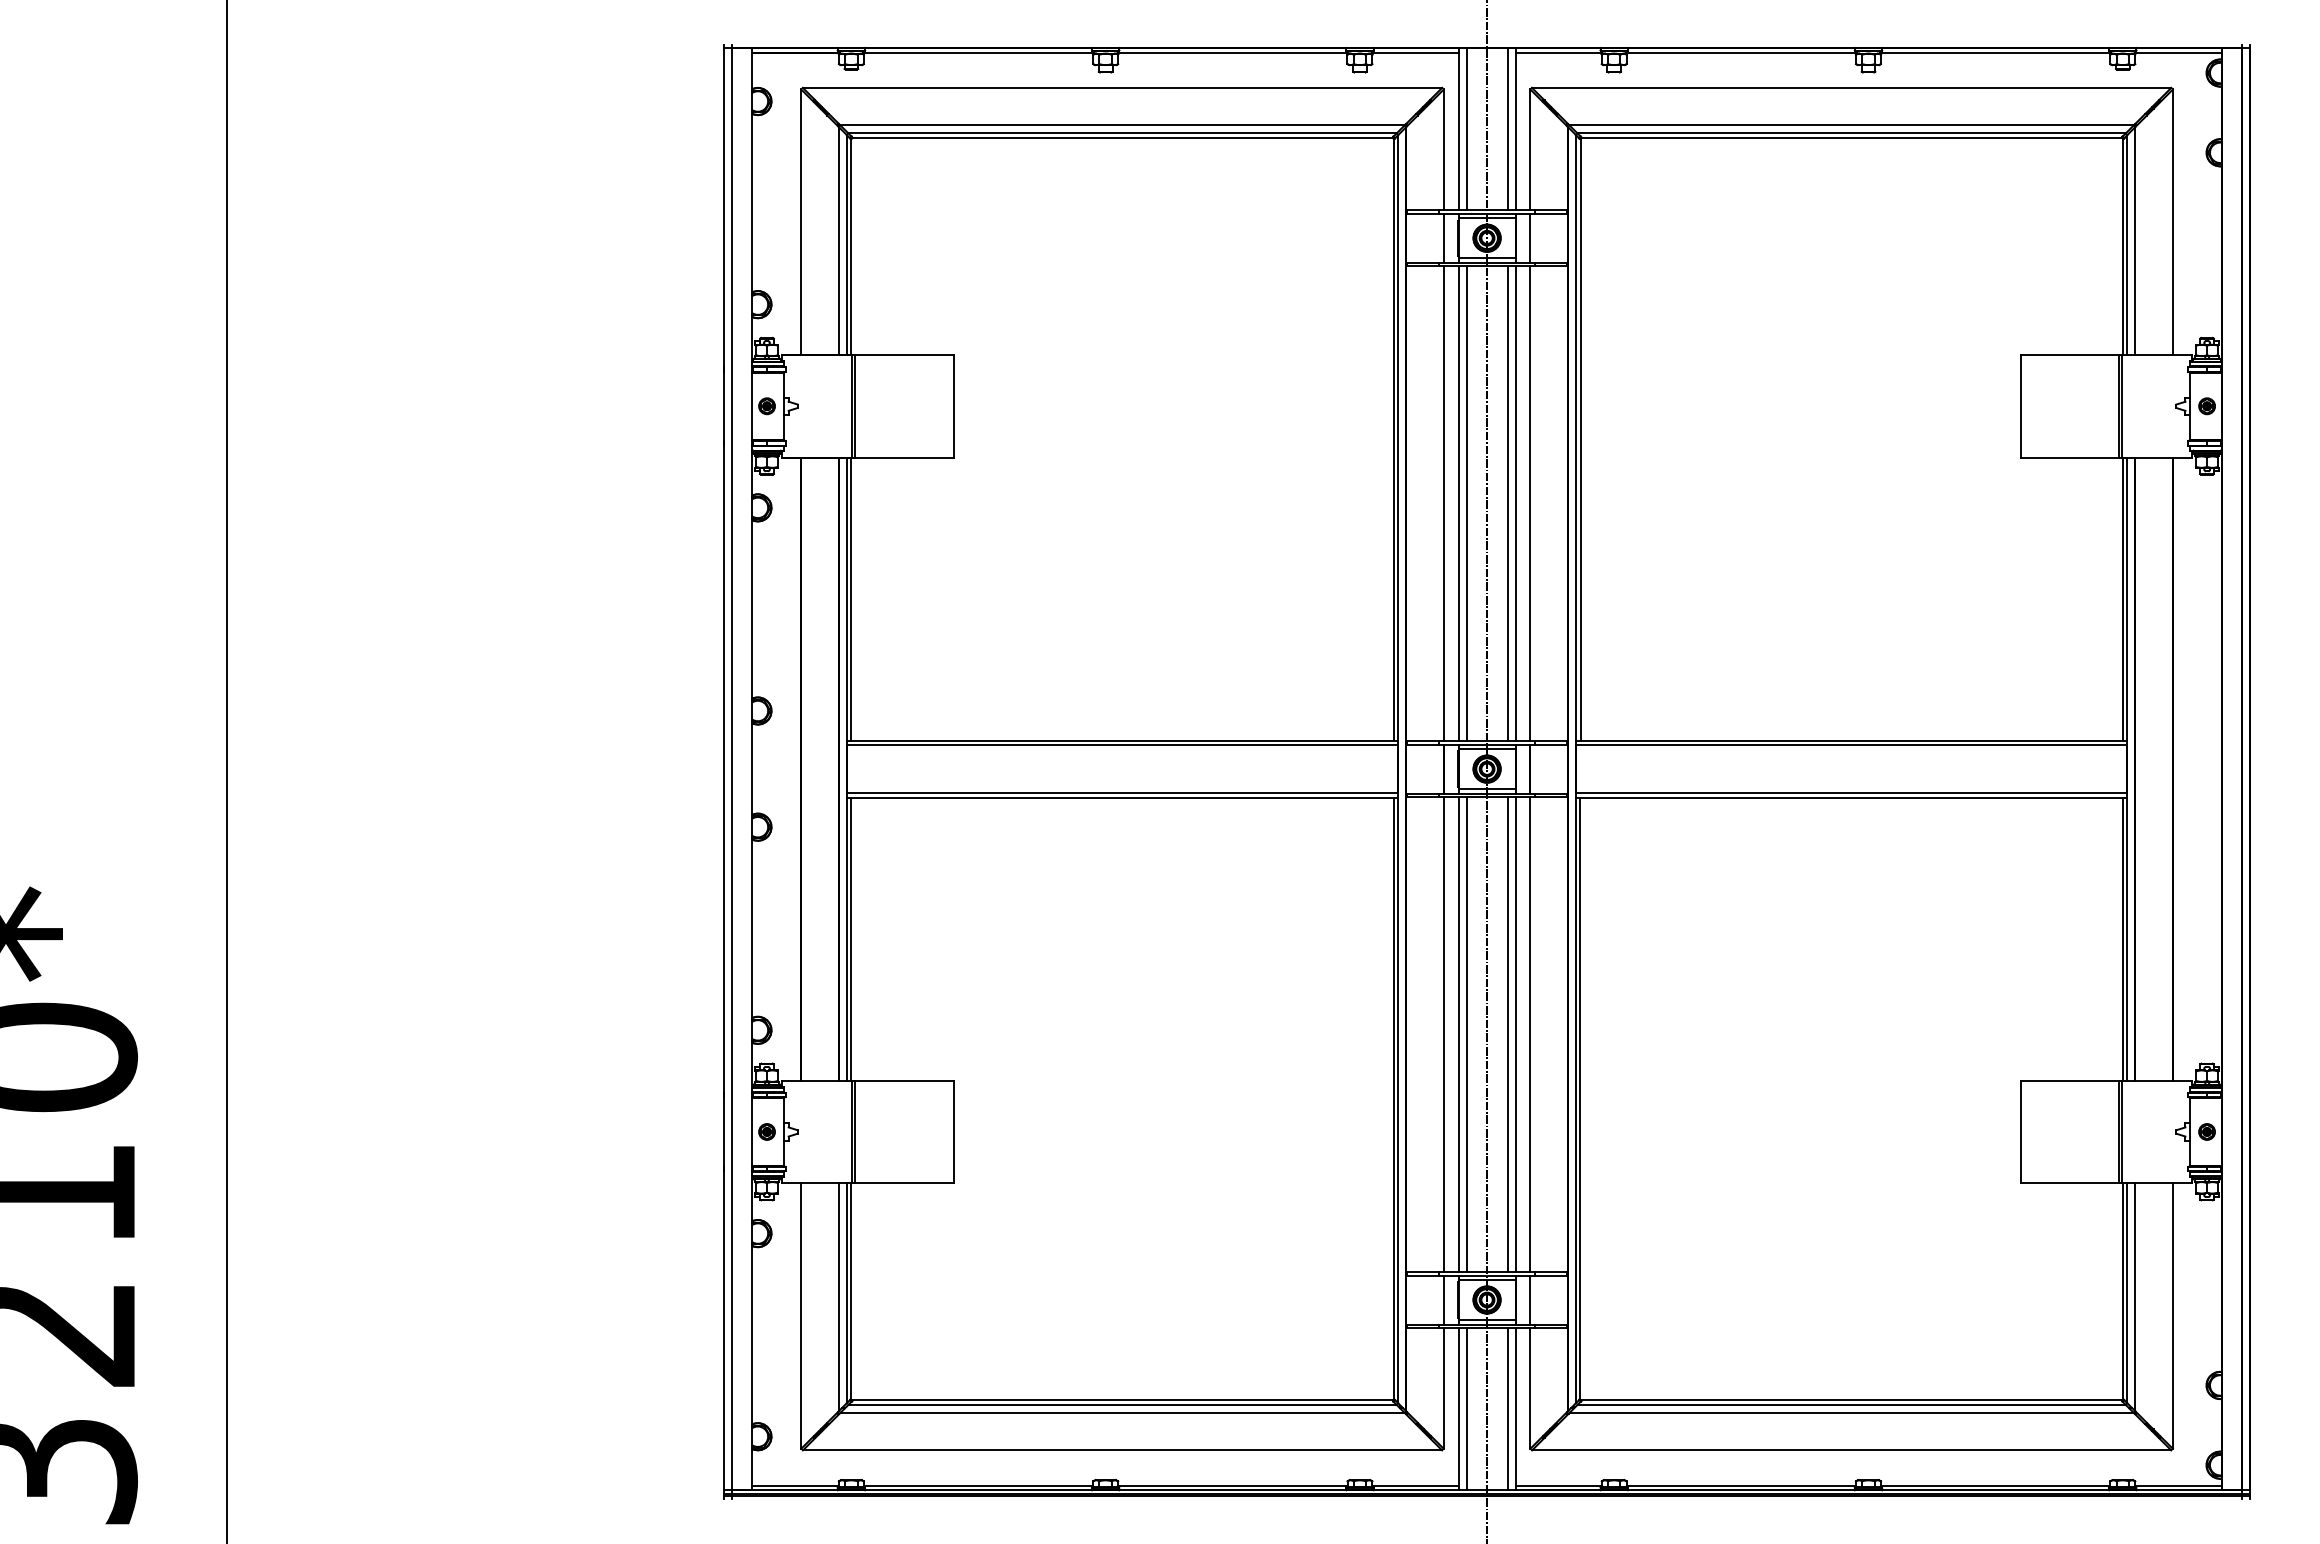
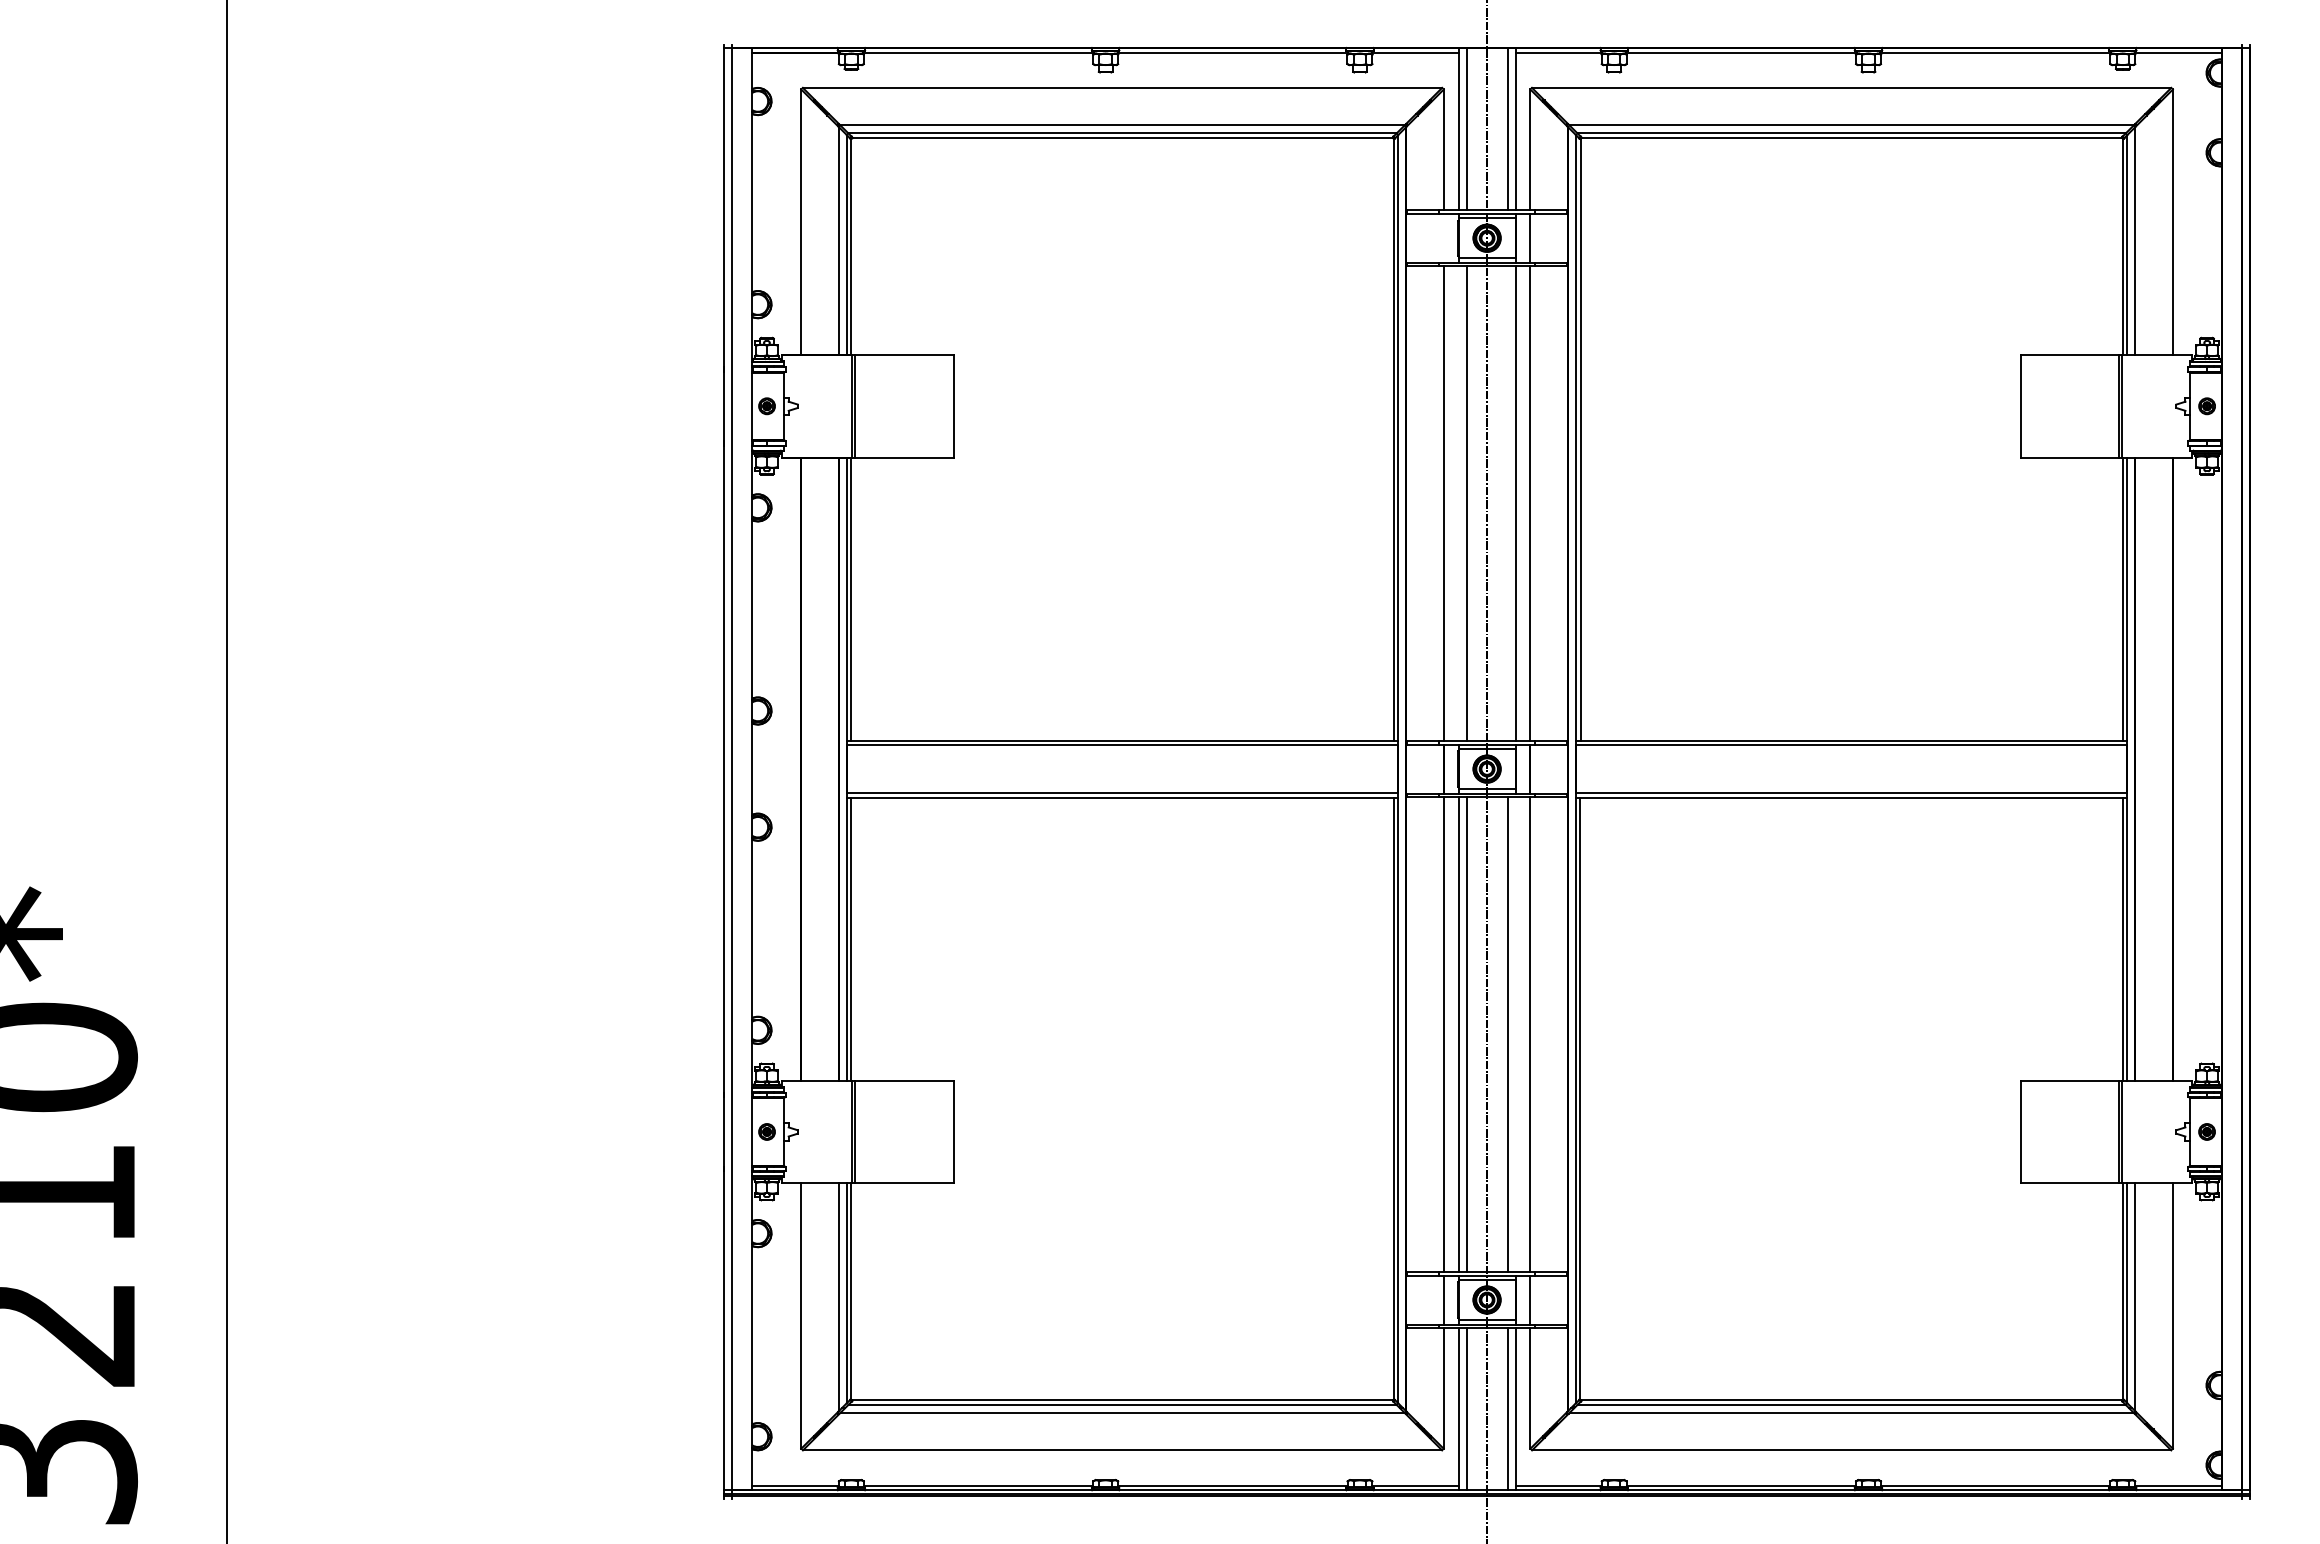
line: present -> none (1443, 237)
line: present -> none (1458, 503)
line: present -> none (1507, 503)
line: present -> none (1515, 1034)
